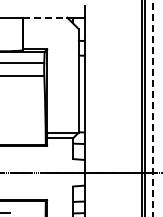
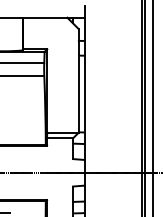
line: dashed -> solid (45, 17)
line: dashed -> solid (153, 108)
